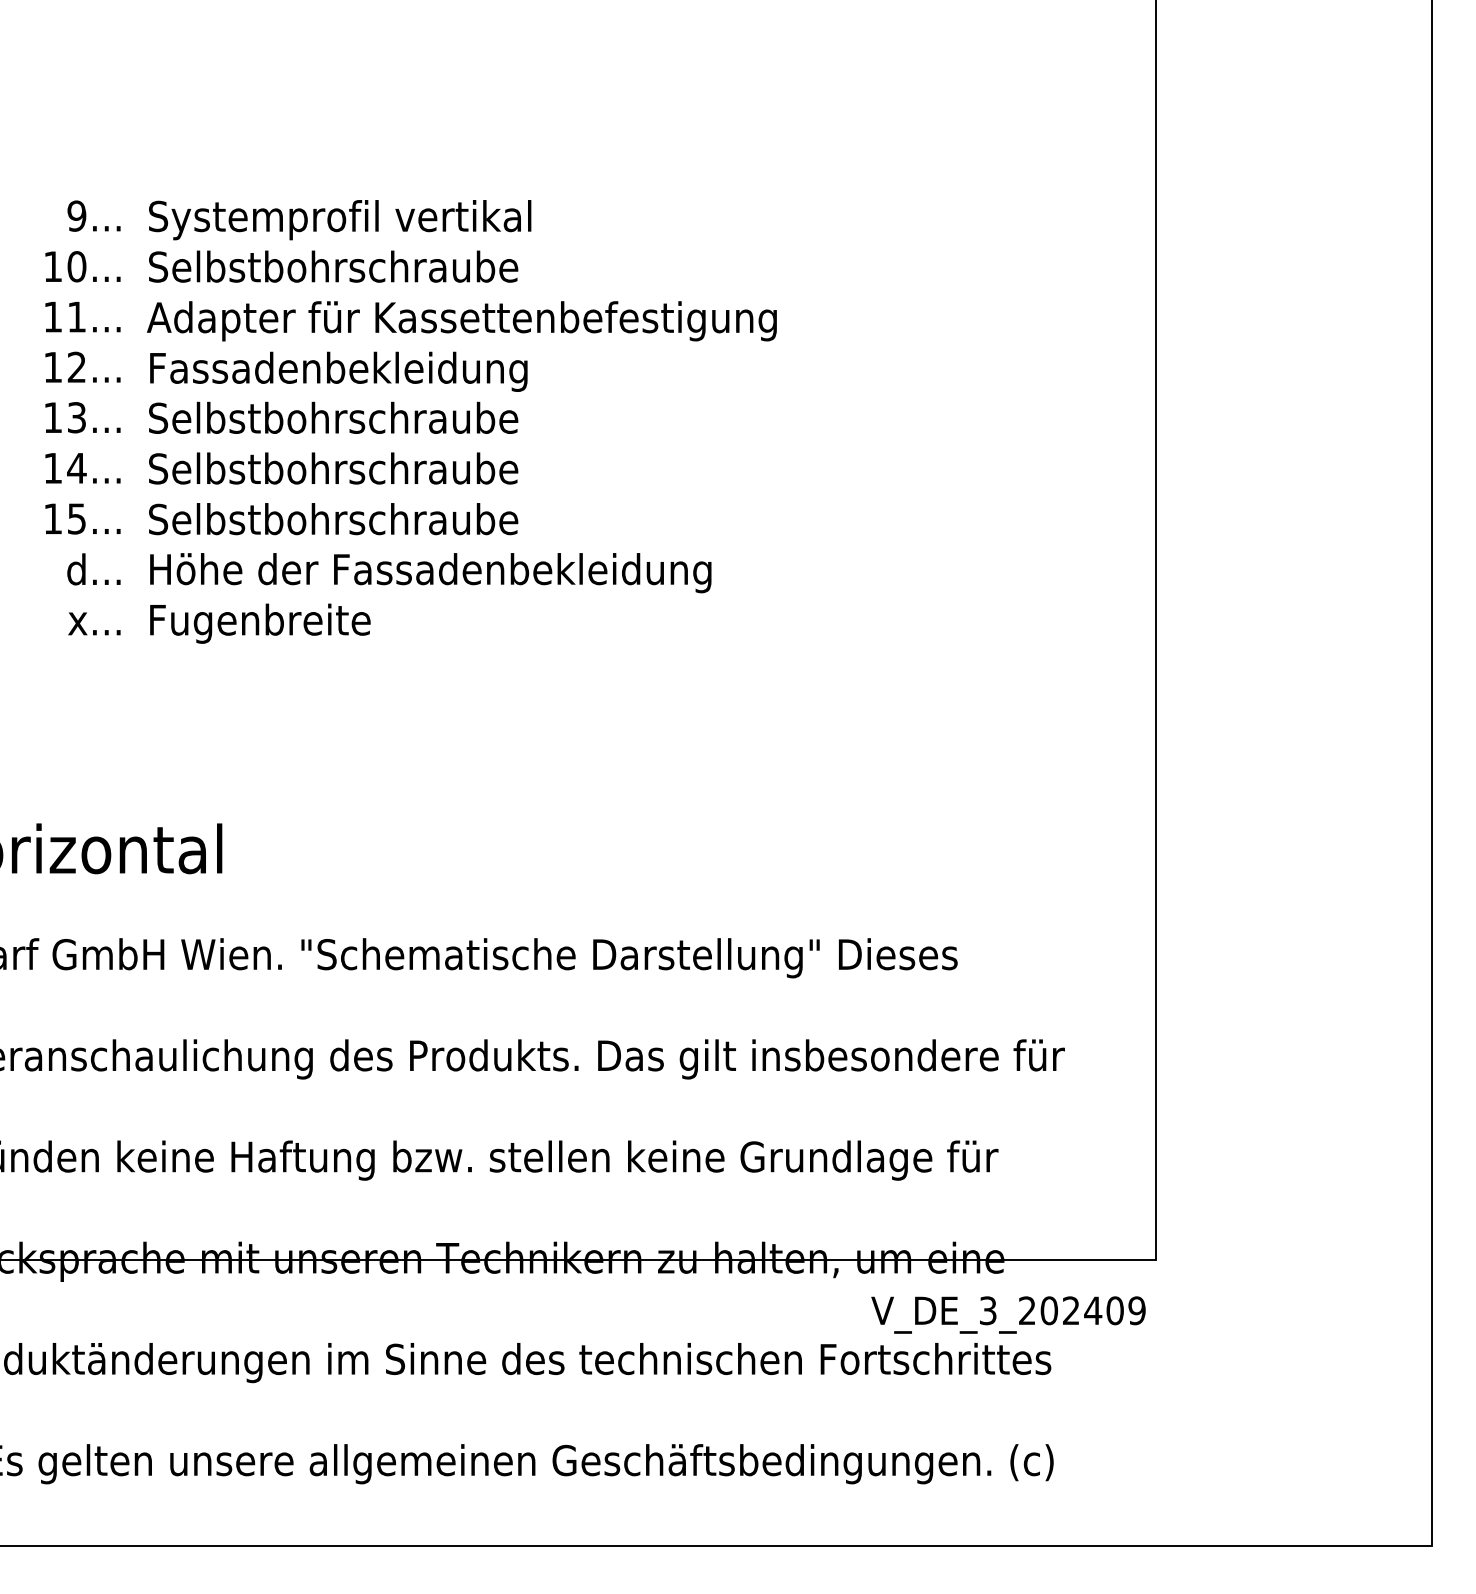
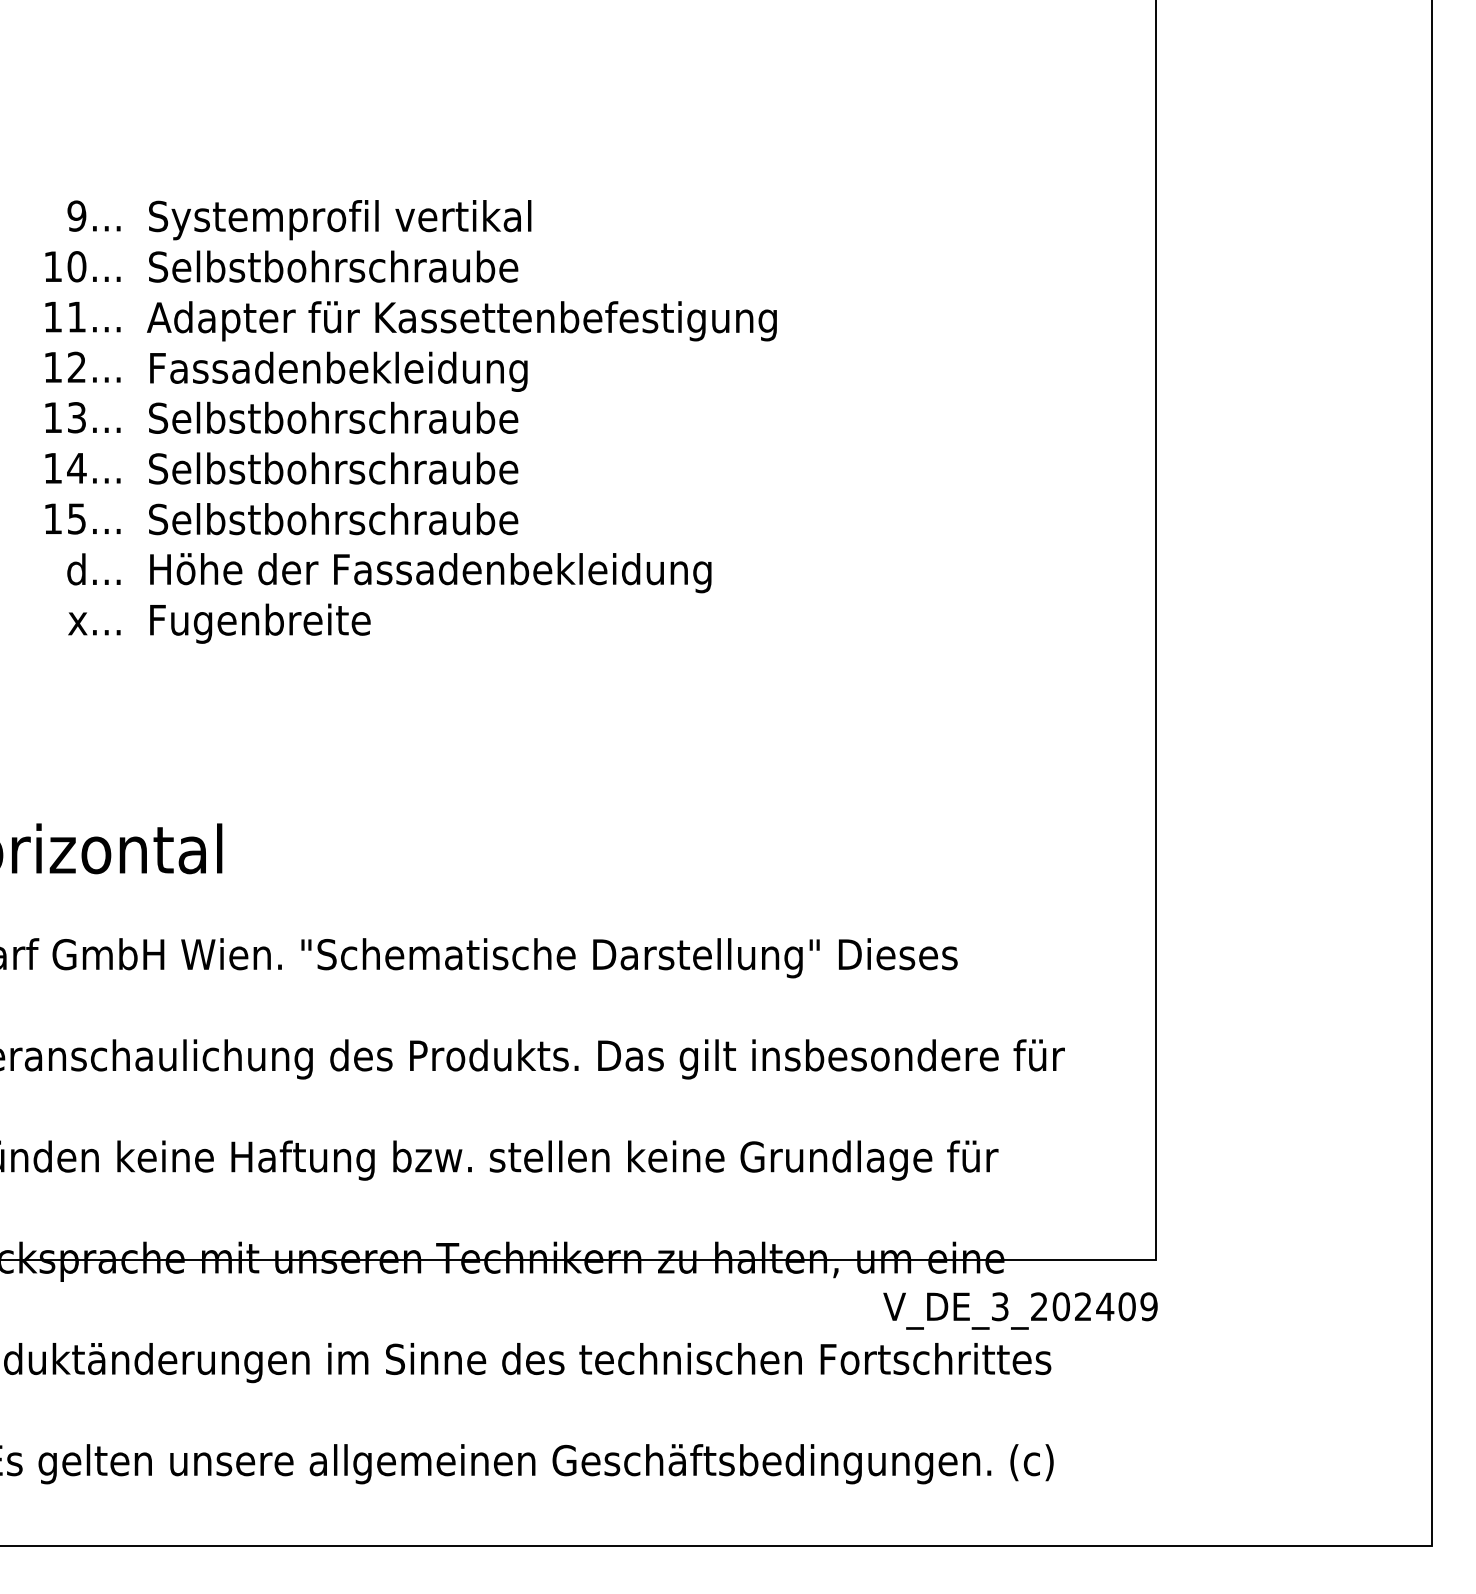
text position: (1008, 1314) -> (1020, 1310) (1020, 1310)
